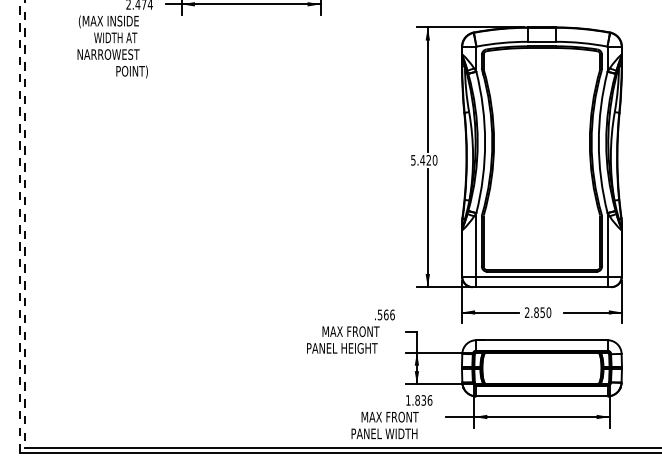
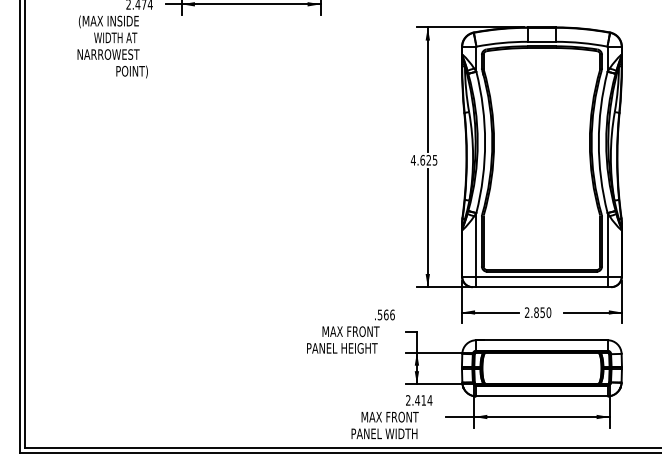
text: 5.420 -> 4.625 (423, 160)
line: dashed -> solid (25, 223)
line: dashed -> solid (19, 226)
text: 1.836 -> 2.414 (419, 400)
